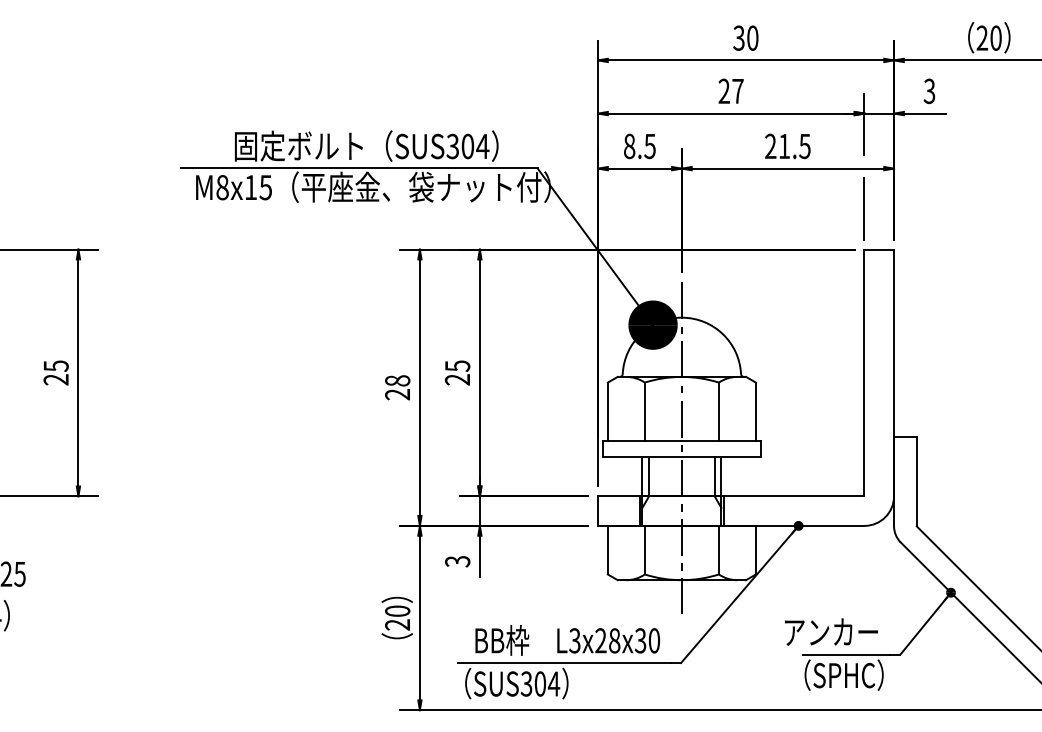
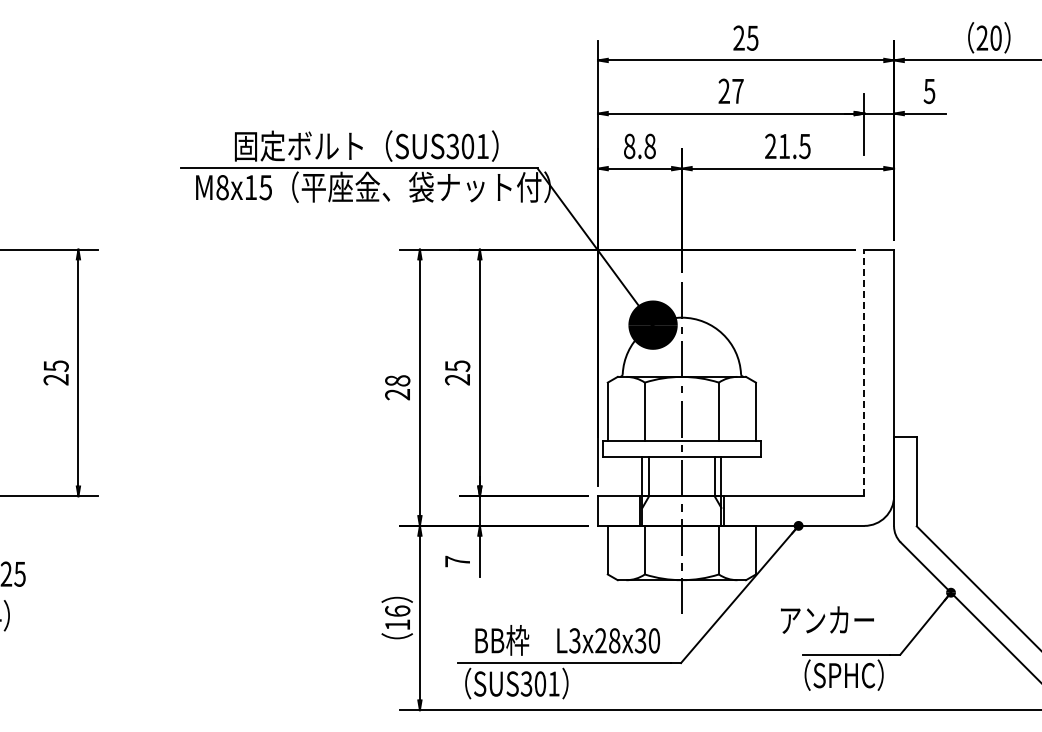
text: 30 -> 25 (745, 37)
text: 3 -> 5 (929, 90)
text: 8.5 -> 8.8 (649, 145)
text: SUS304 -> SUS301 (482, 146)
line: present -> none (864, 208)
line: solid -> dashed (864, 372)
text: 3 -> 7 (457, 561)
text: 20 -> 16 (397, 617)
text position: (831, 631) -> (827, 619) (827, 619)
text: SUS304 -> SUS301 (553, 683)
